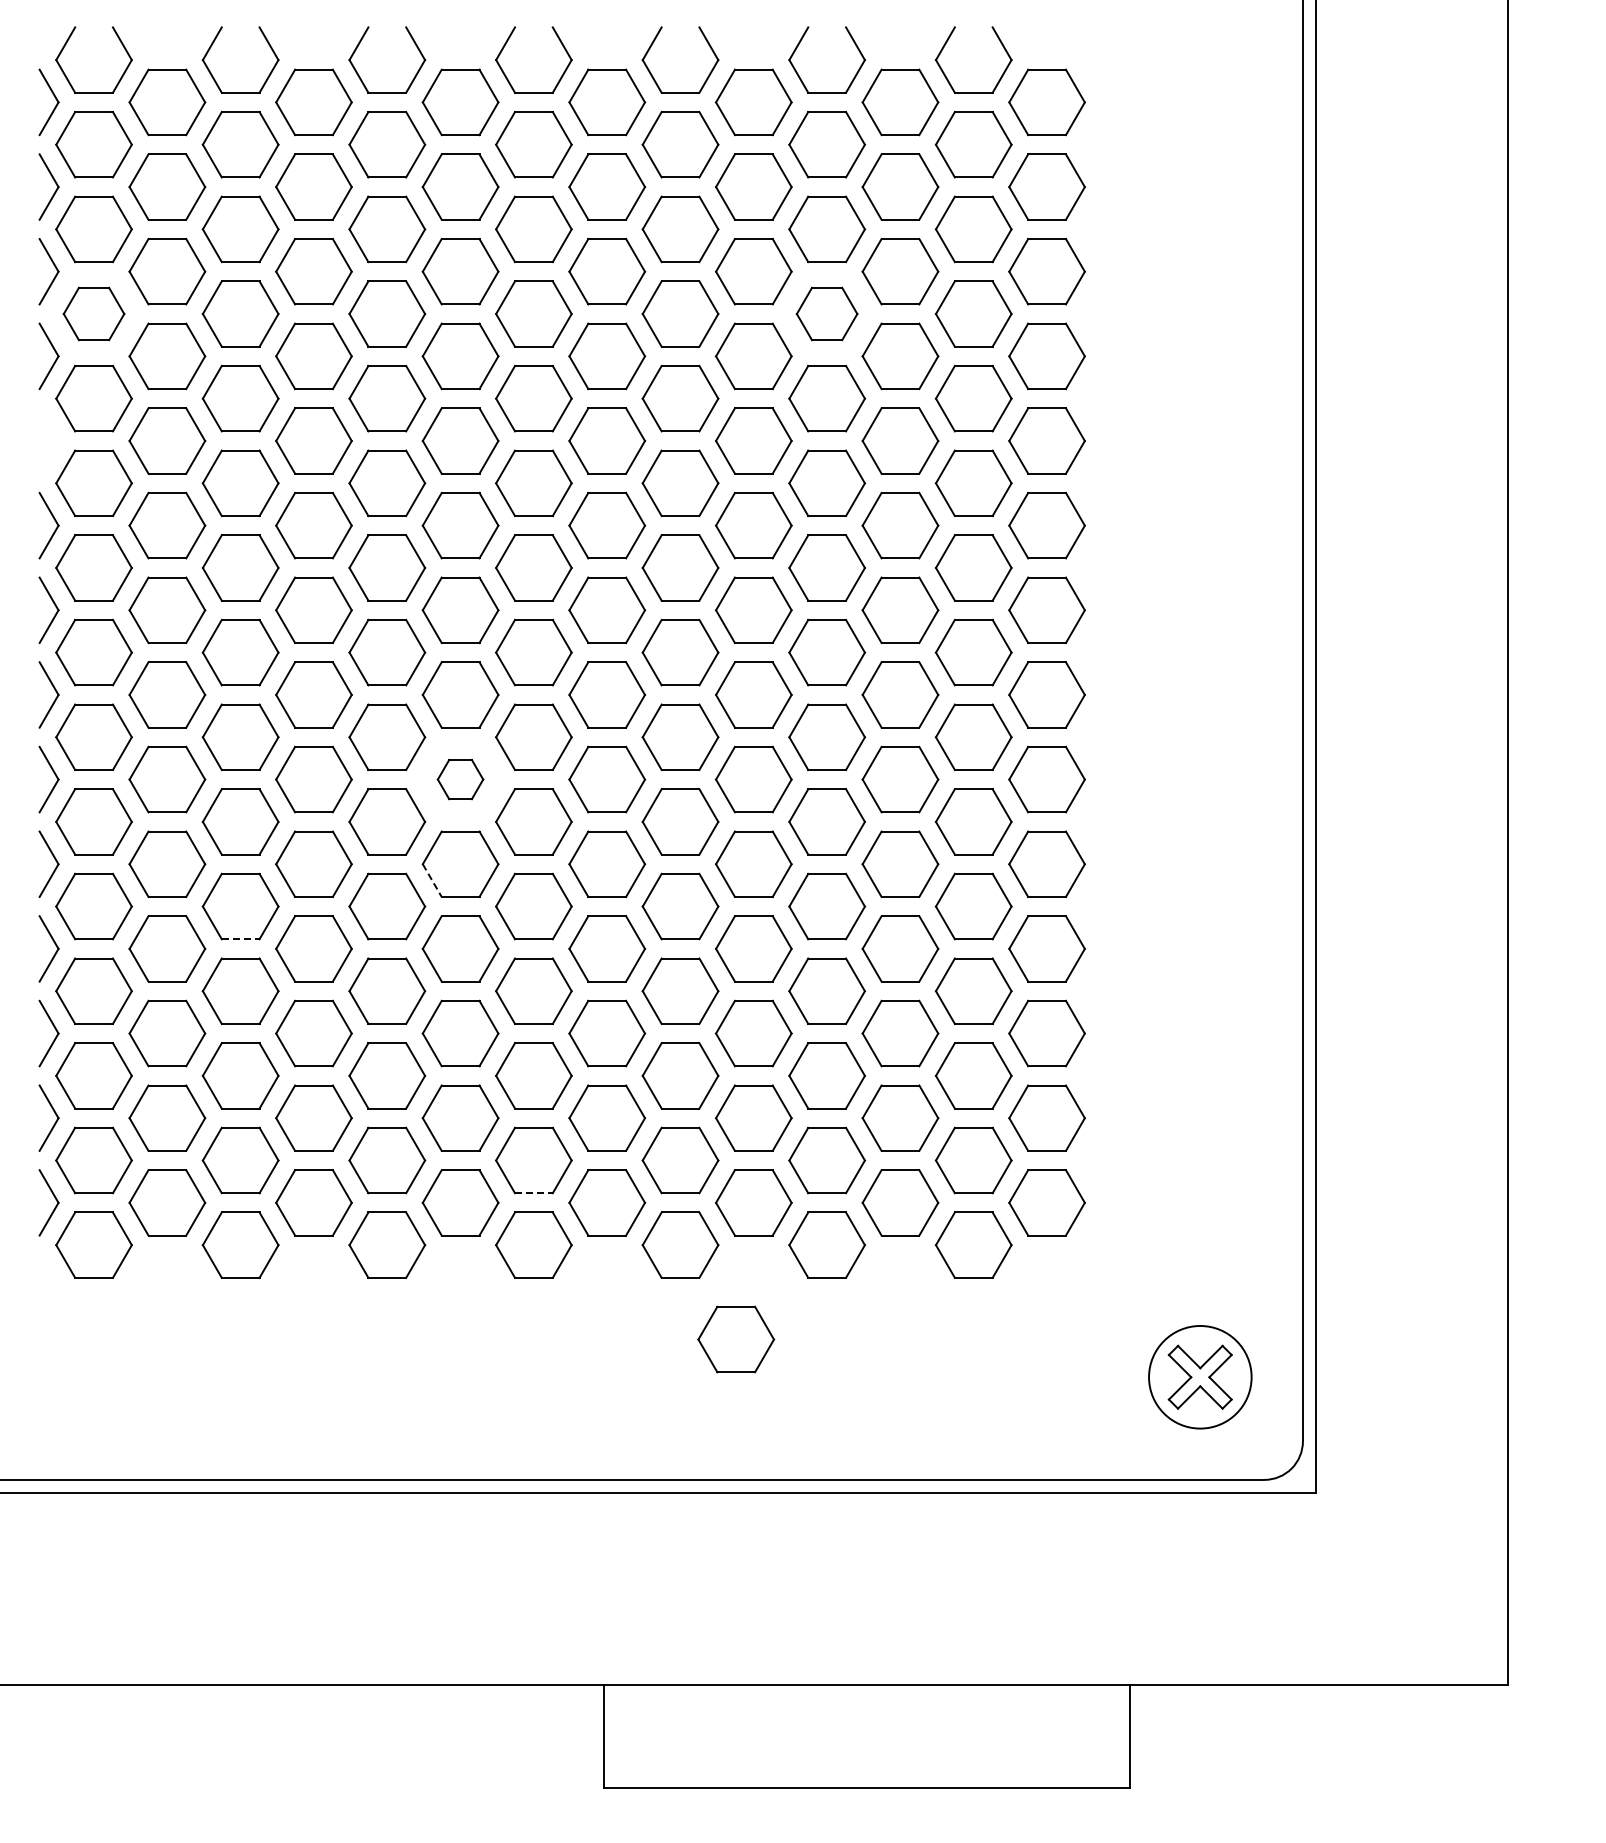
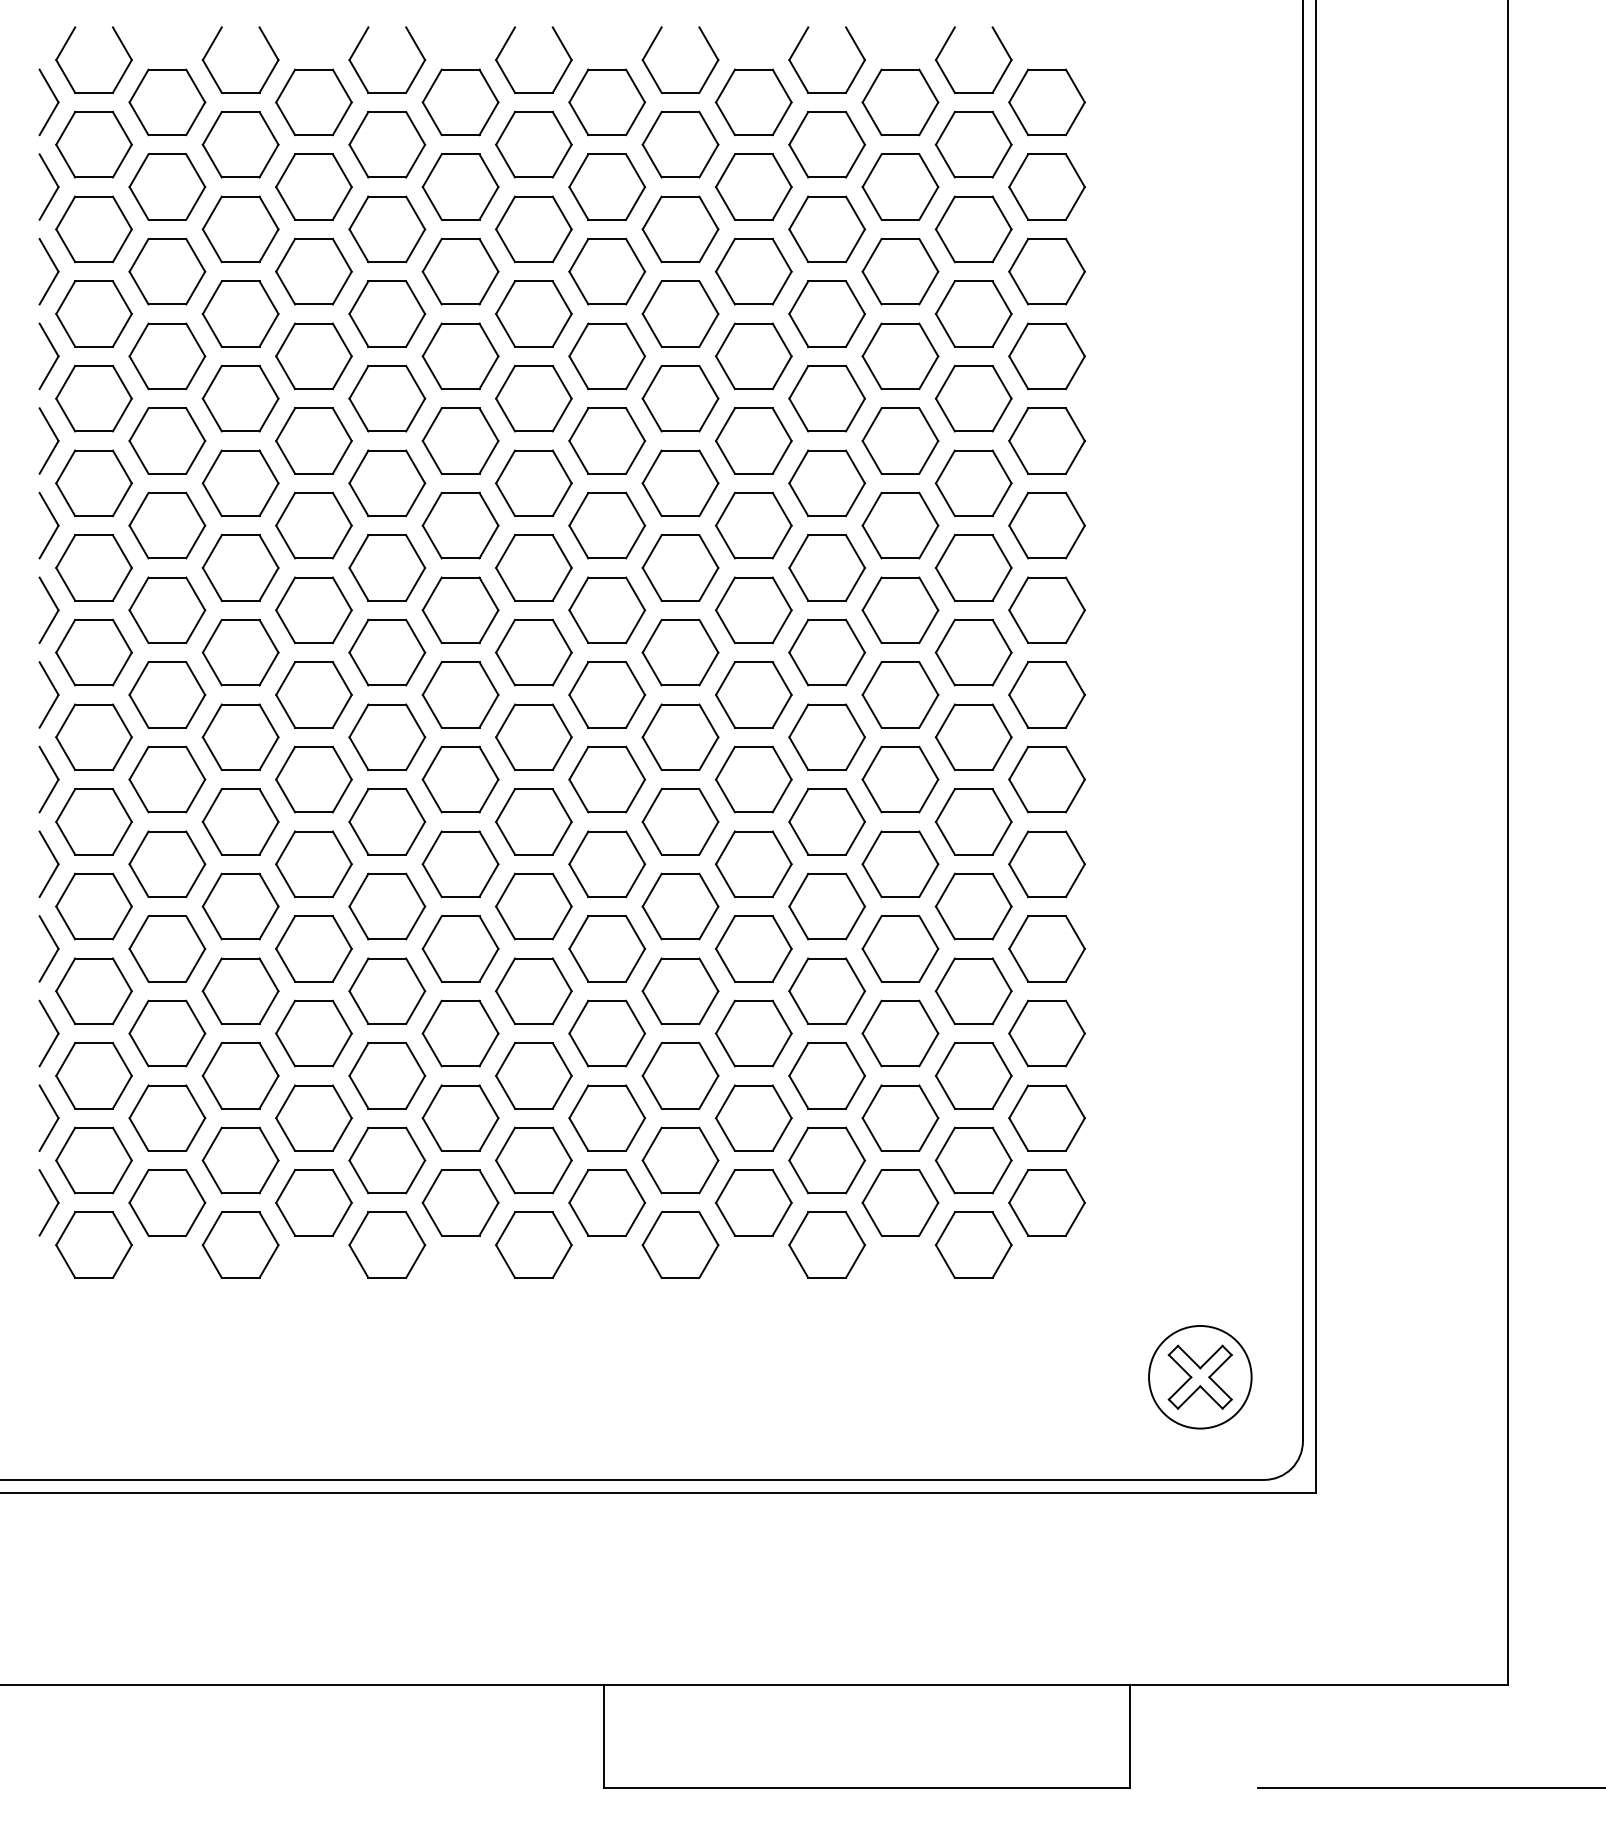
part size: 64x56 px -> 78x68 px (93, 313)
part size: 64x56 px -> 78x68 px (826, 313)
part: none -> present (54, 436)
part size: 49x42 px -> 79x69 px (460, 779)
line: dashed -> solid (432, 880)
line: dashed -> solid (240, 939)
line: dashed -> solid (533, 1193)
part: present -> none (736, 1339)
line: none -> present (1430, 1787)
